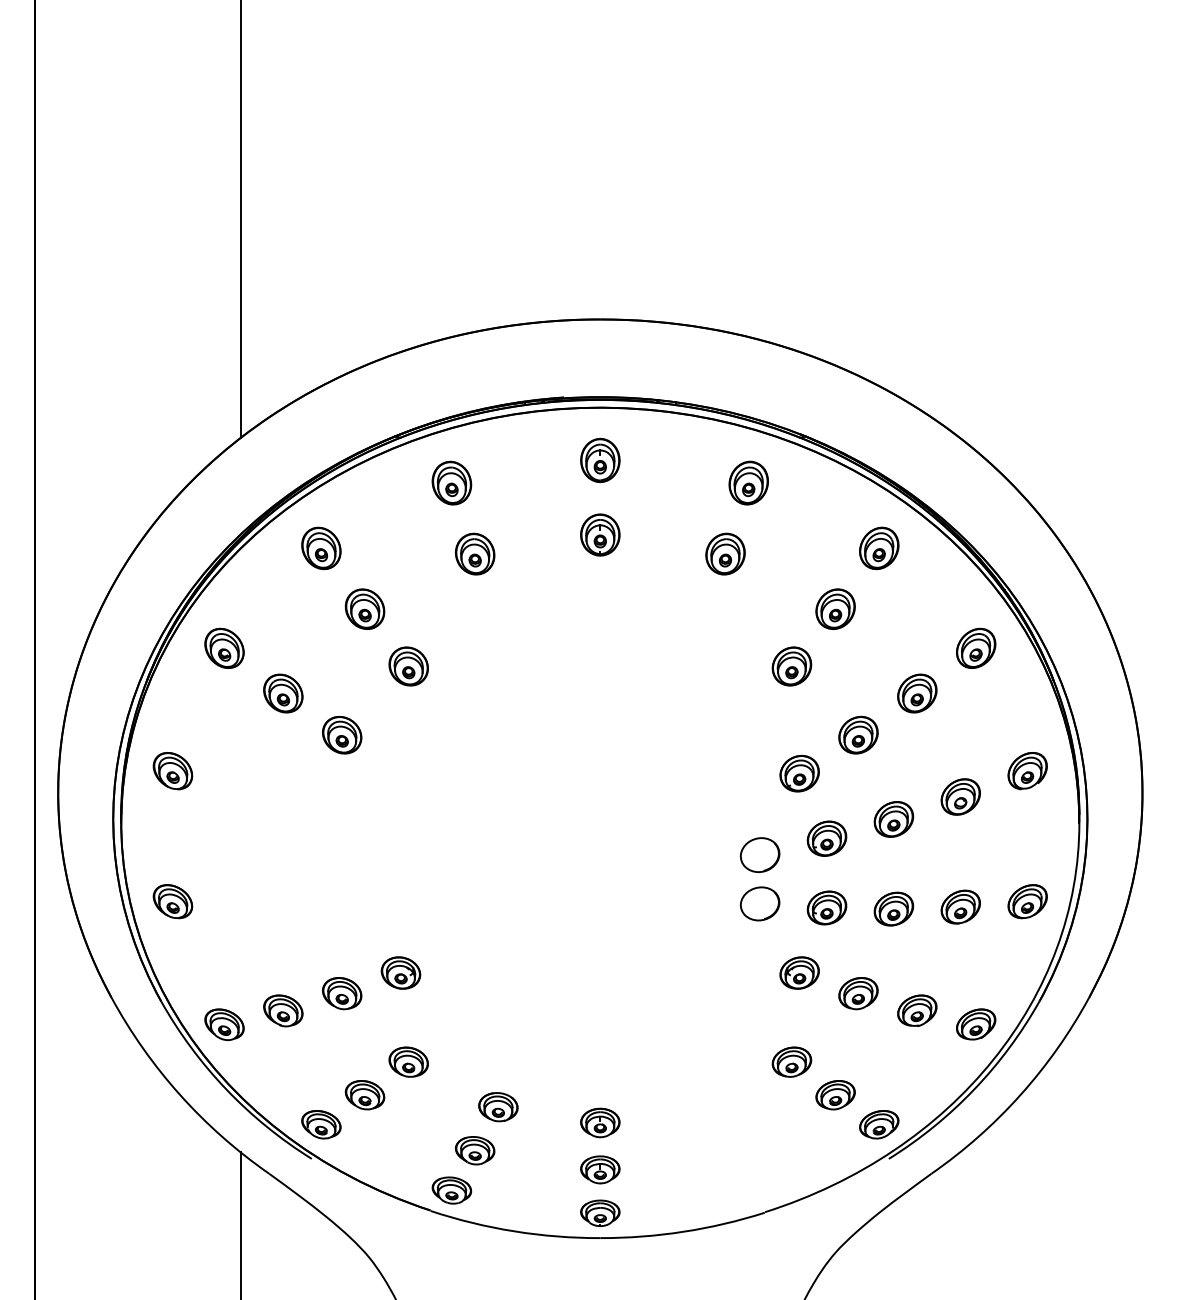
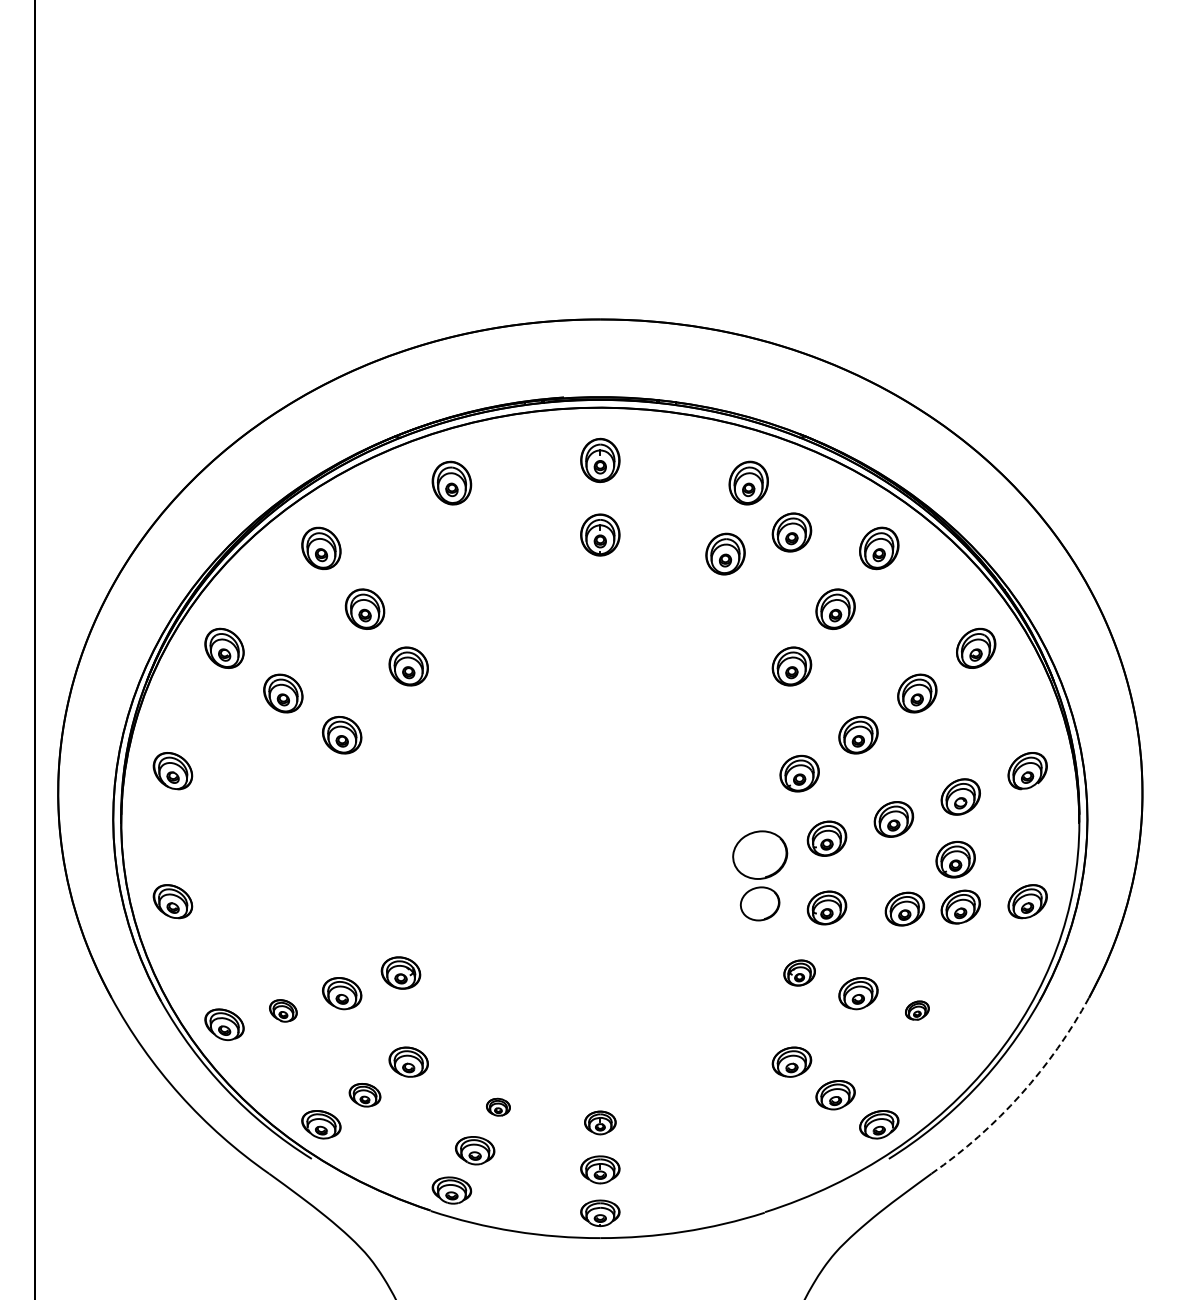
line: present -> none (241, 219)
part: none -> present (791, 532)
part: present -> none (475, 553)
part size: 42x36 px -> 57x50 px (760, 854)
part: none -> present (955, 859)
part position: (893, 908) -> (904, 908) (904, 908)
part size: 41x34 px -> 33x28 px (799, 972)
part size: 41x34 px -> 29x24 px (283, 1010)
part size: 41x33 px -> 25x21 px (917, 1010)
part: present -> none (976, 1024)
arc: solid -> dashed (1020, 1094)
part size: 42x31 px -> 34x25 px (364, 1095)
part size: 41x31 px -> 25x20 px (498, 1106)
part size: 41x32 px -> 33x26 px (600, 1122)
line: present -> none (241, 1223)
